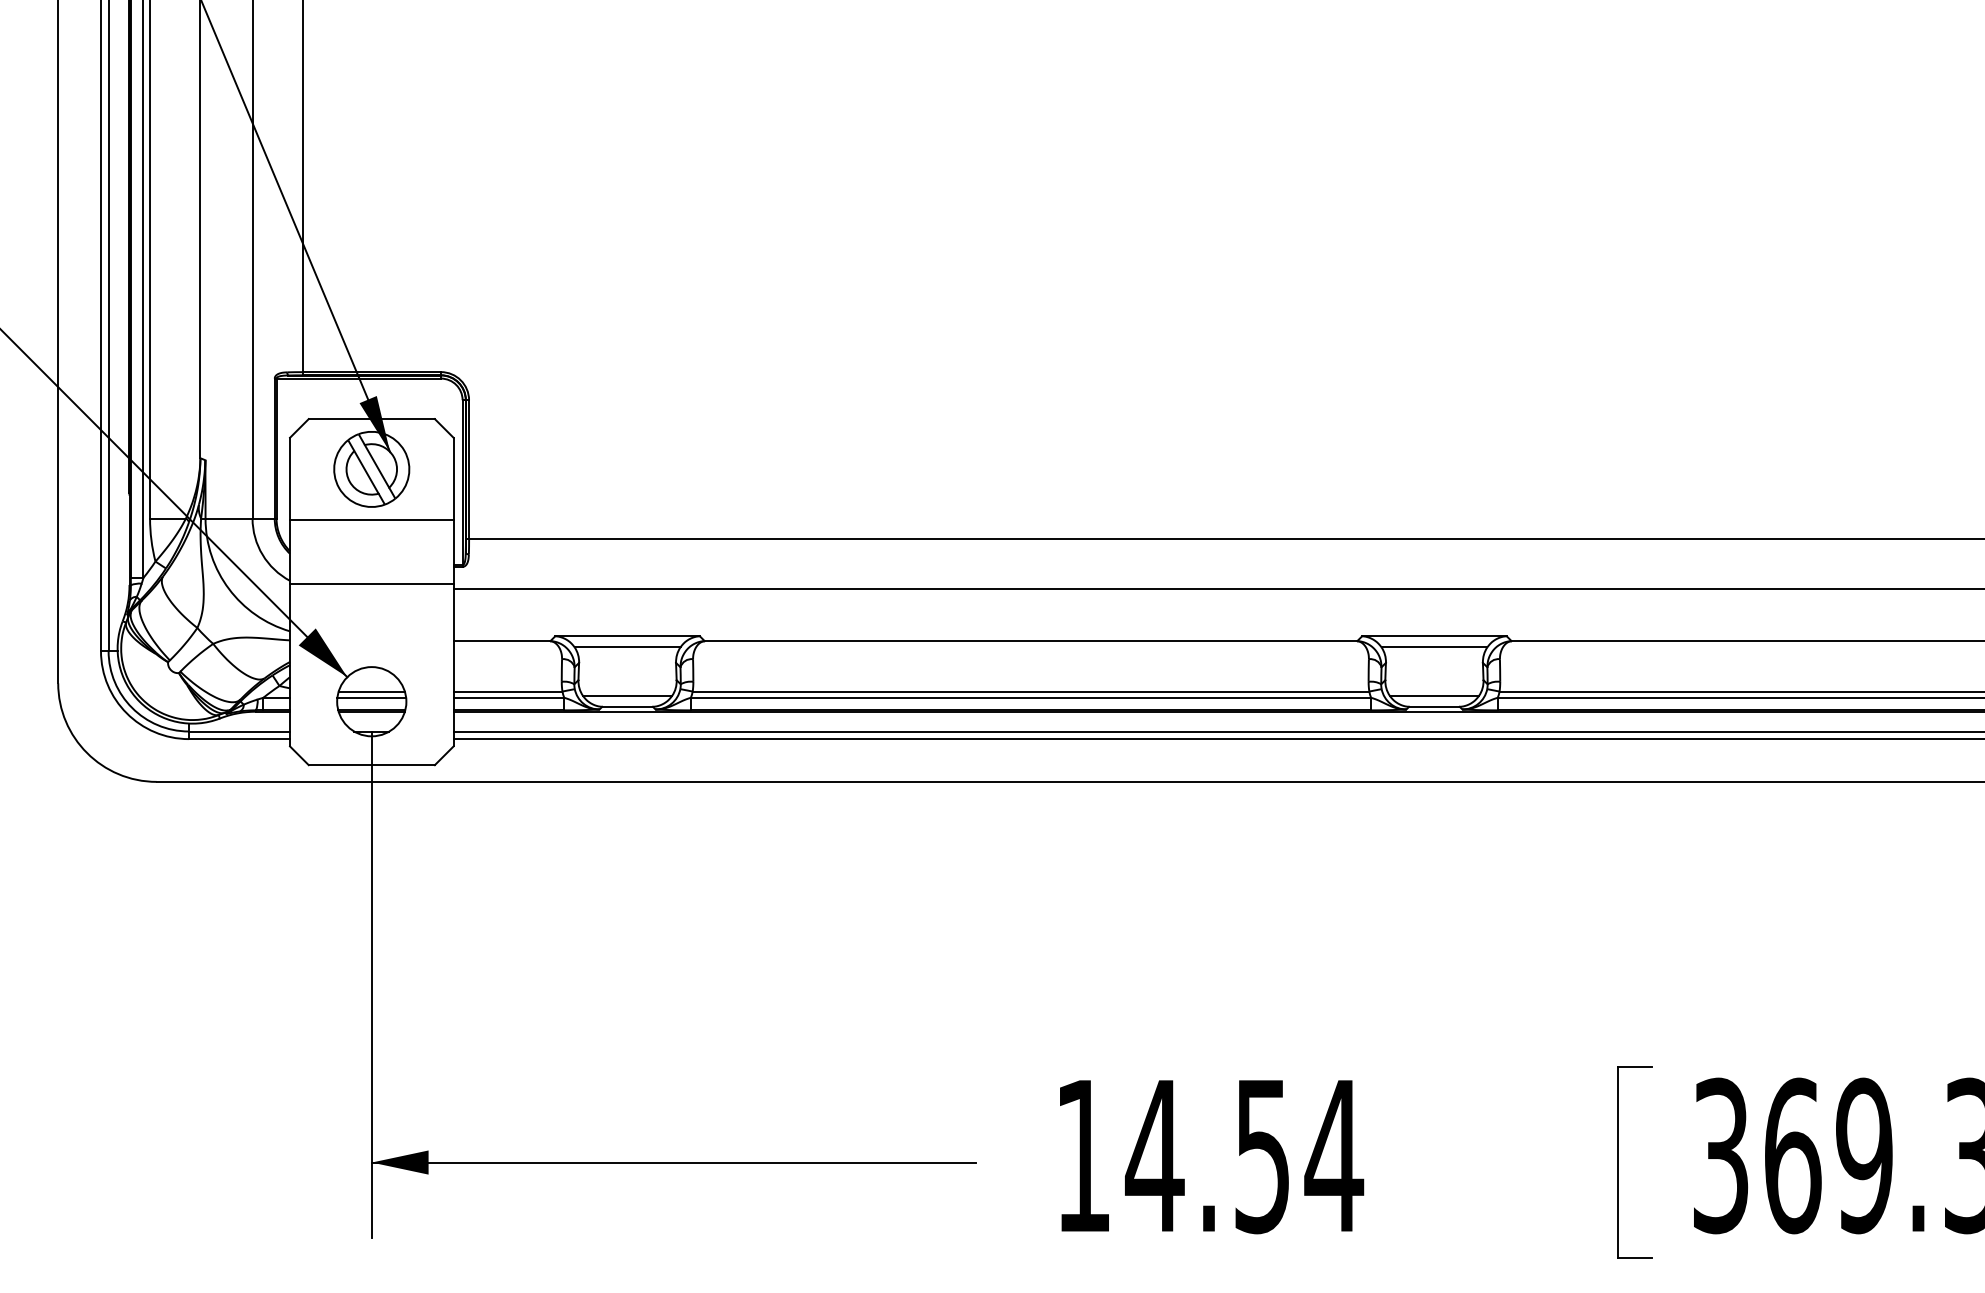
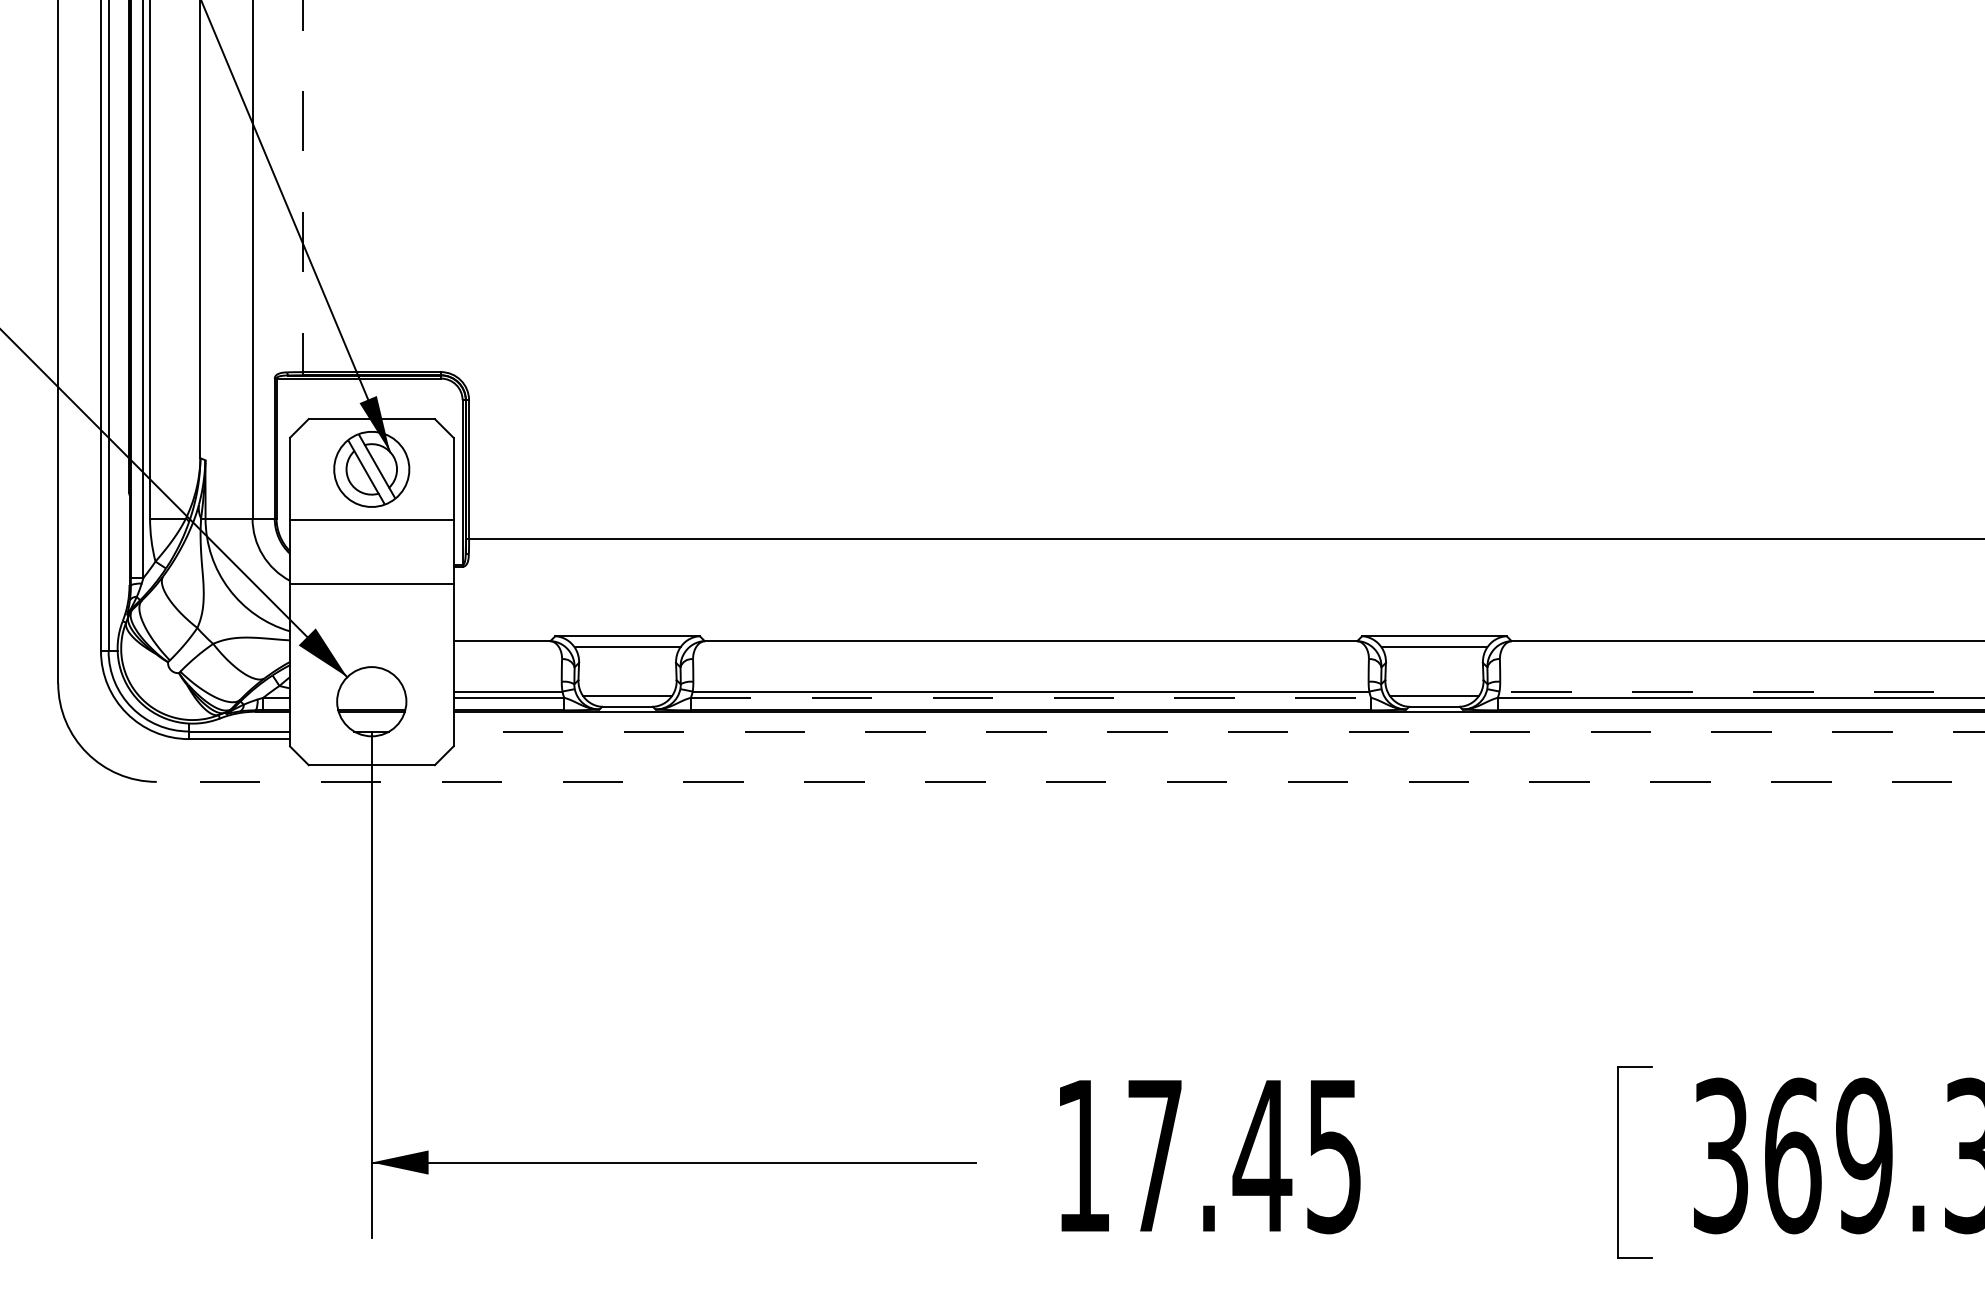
line: solid -> dashed (302, 186)
line: present -> none (1217, 589)
line: present -> none (371, 691)
line: solid -> dashed (1741, 691)
line: present -> none (371, 697)
line: solid -> dashed (1031, 697)
line: solid -> dashed (1218, 731)
line: present -> none (1217, 739)
line: solid -> dashed (1070, 781)
text: 14.54 -> 17.45 (1244, 1157)
